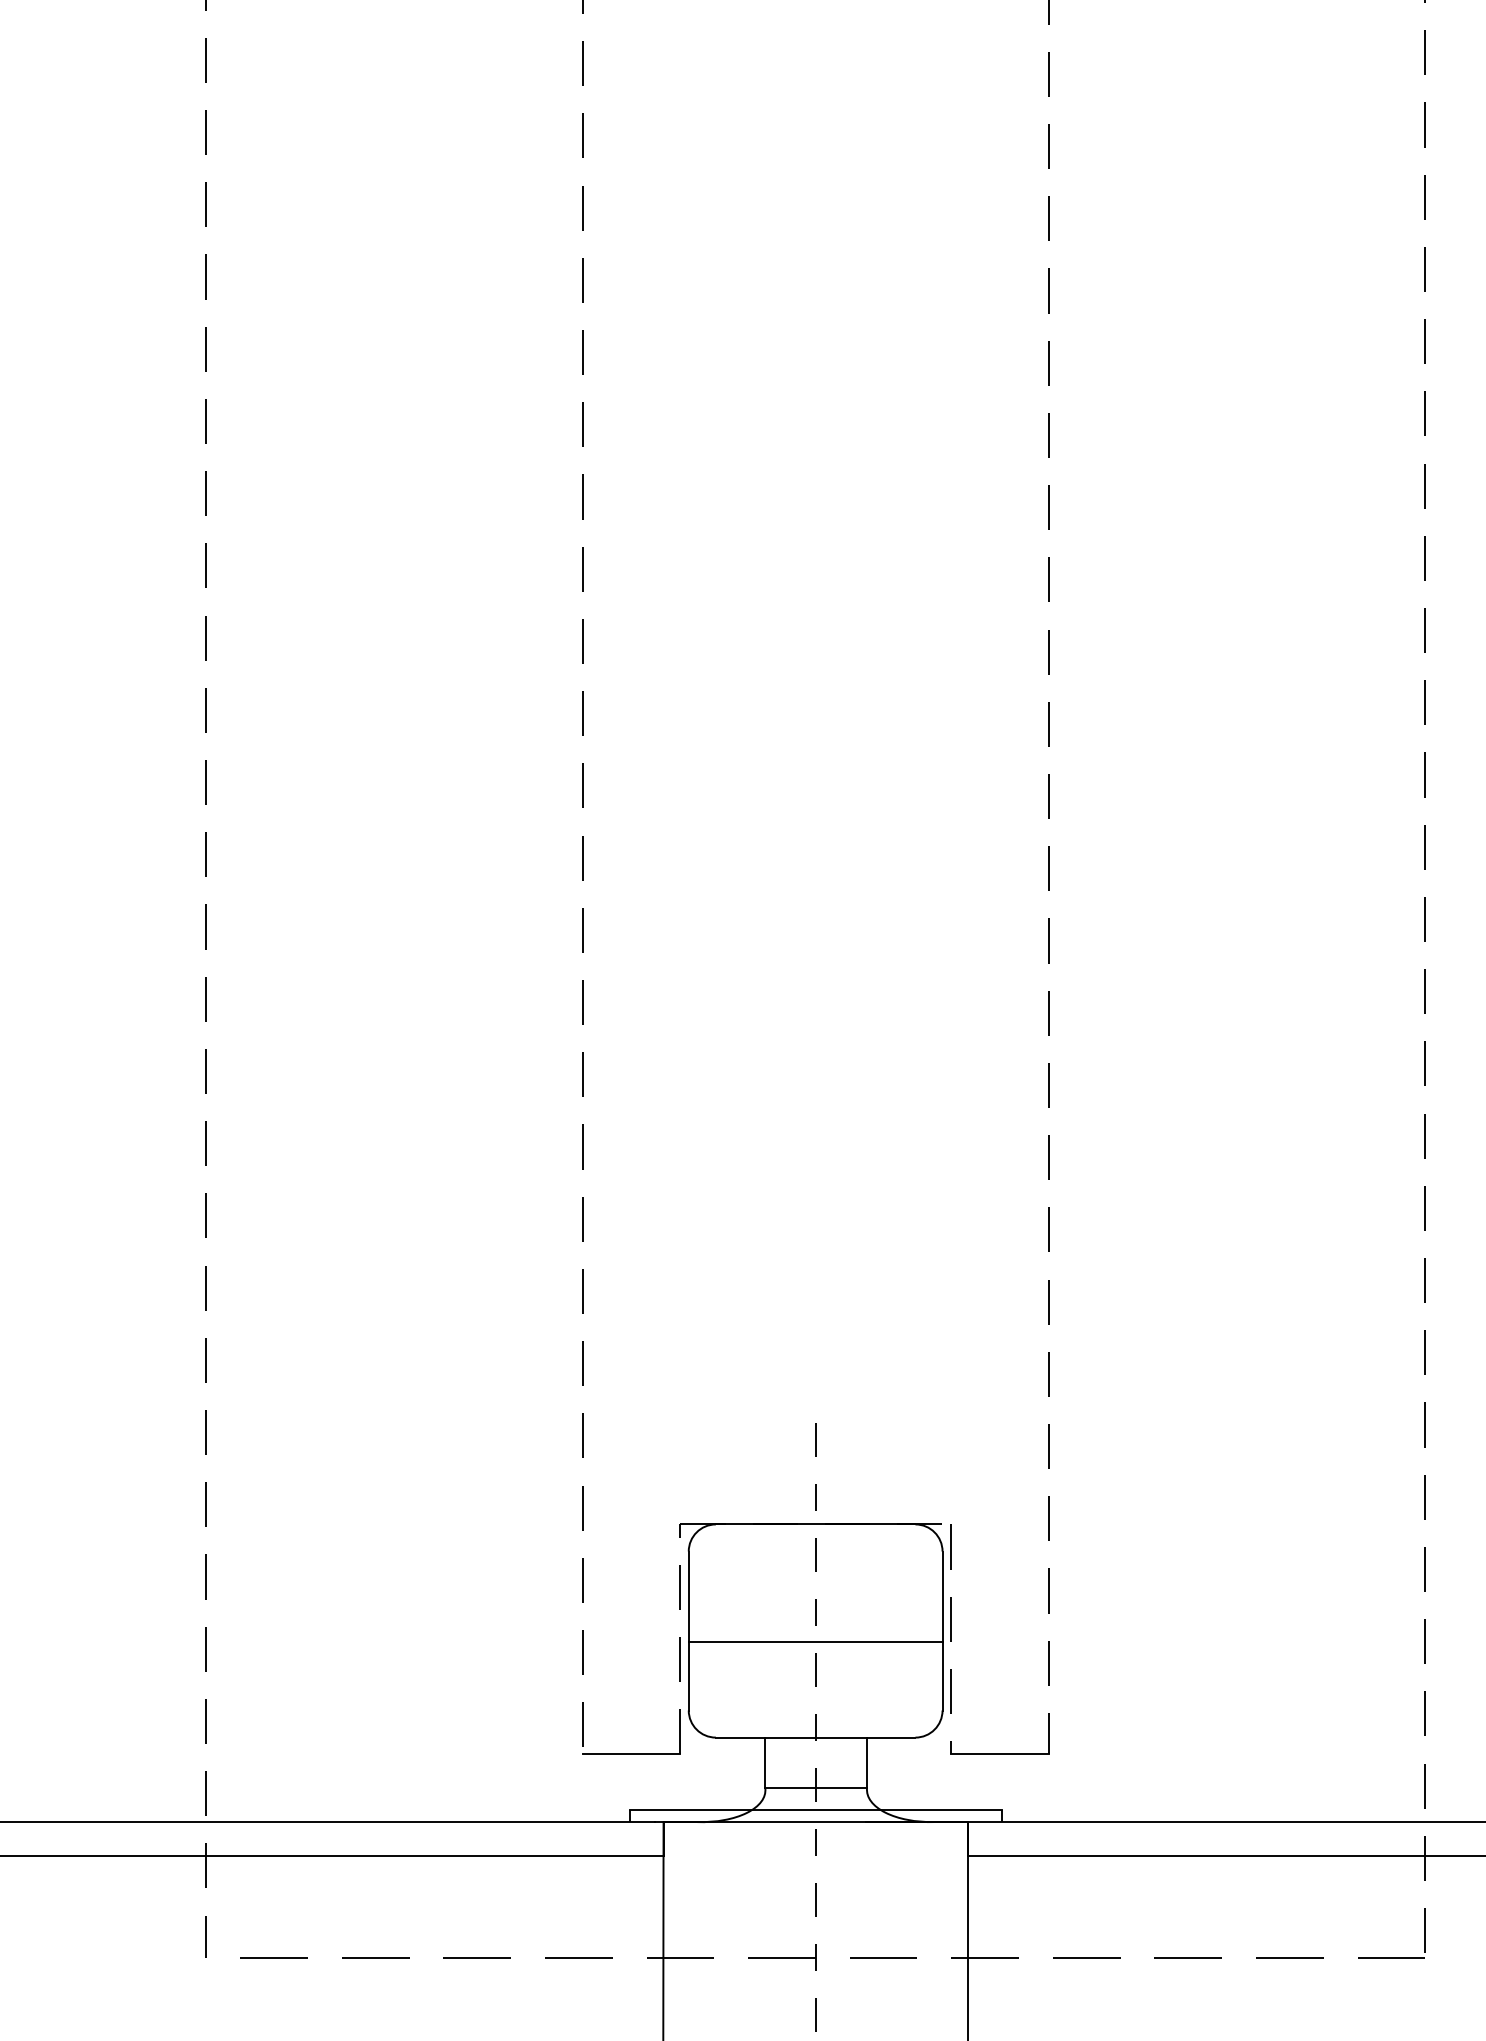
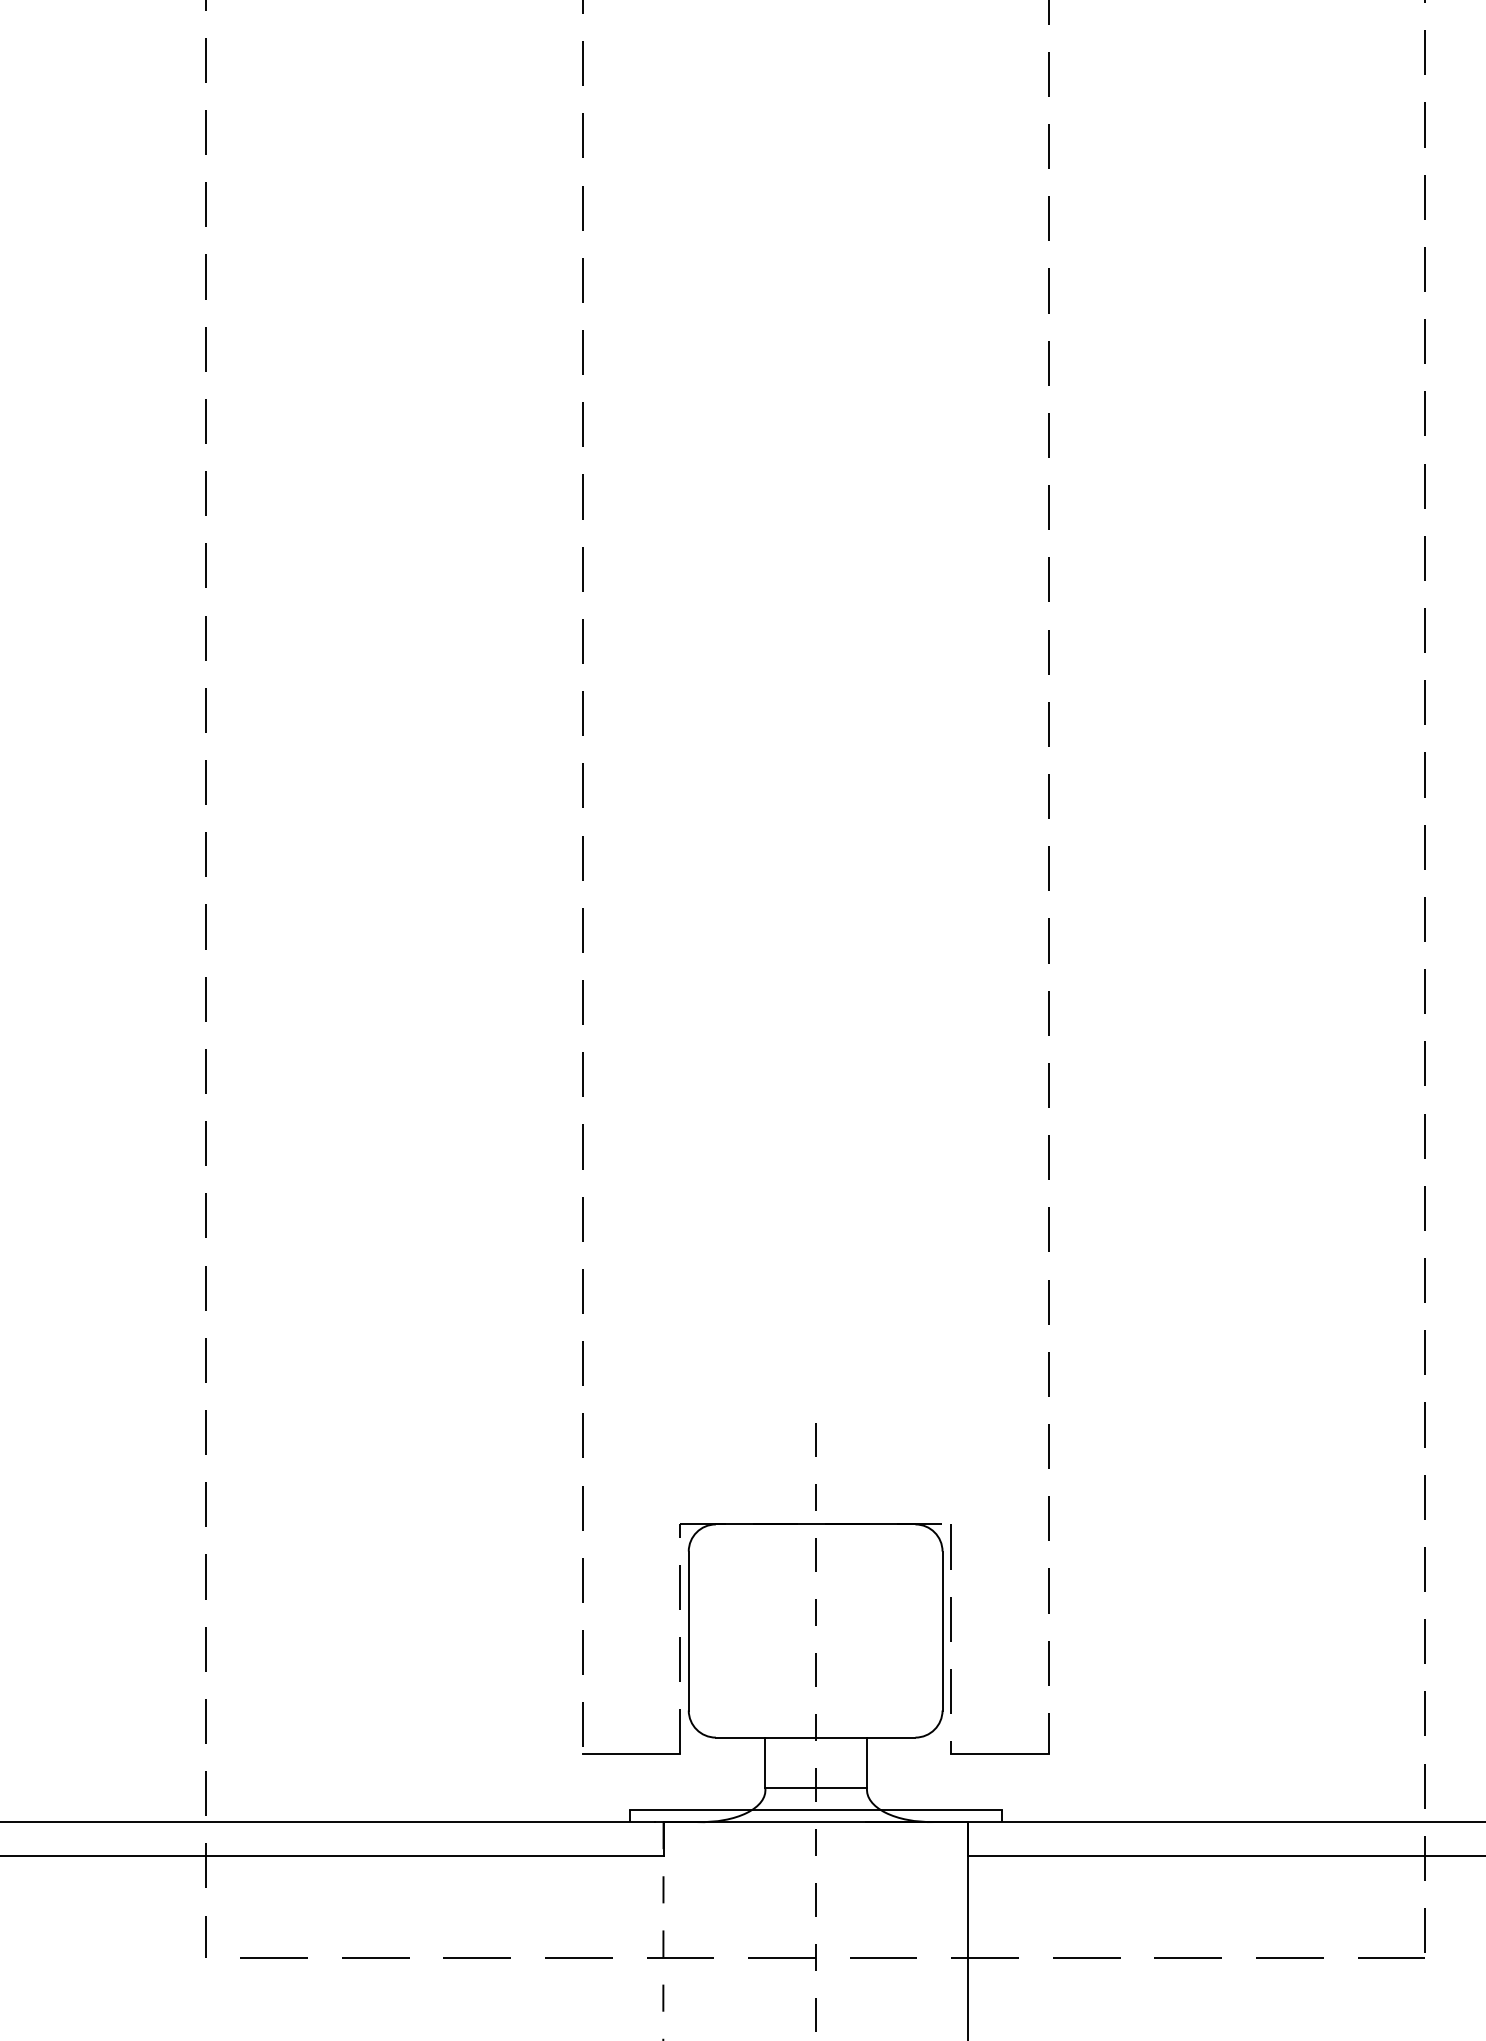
line: present -> none (815, 1641)
line: solid -> dashed (663, 1931)
